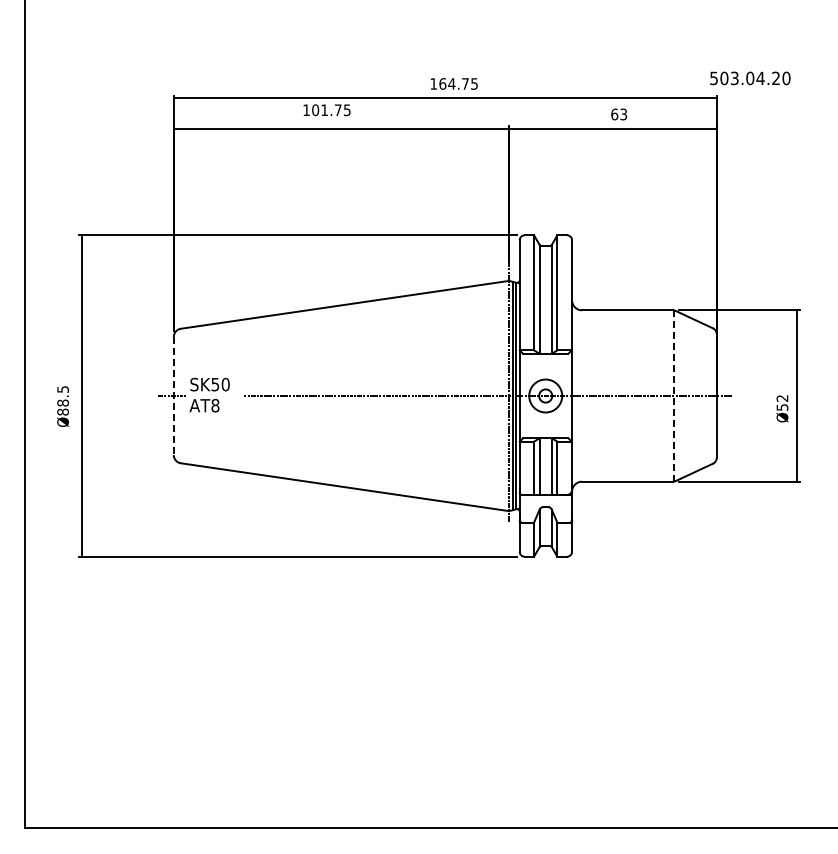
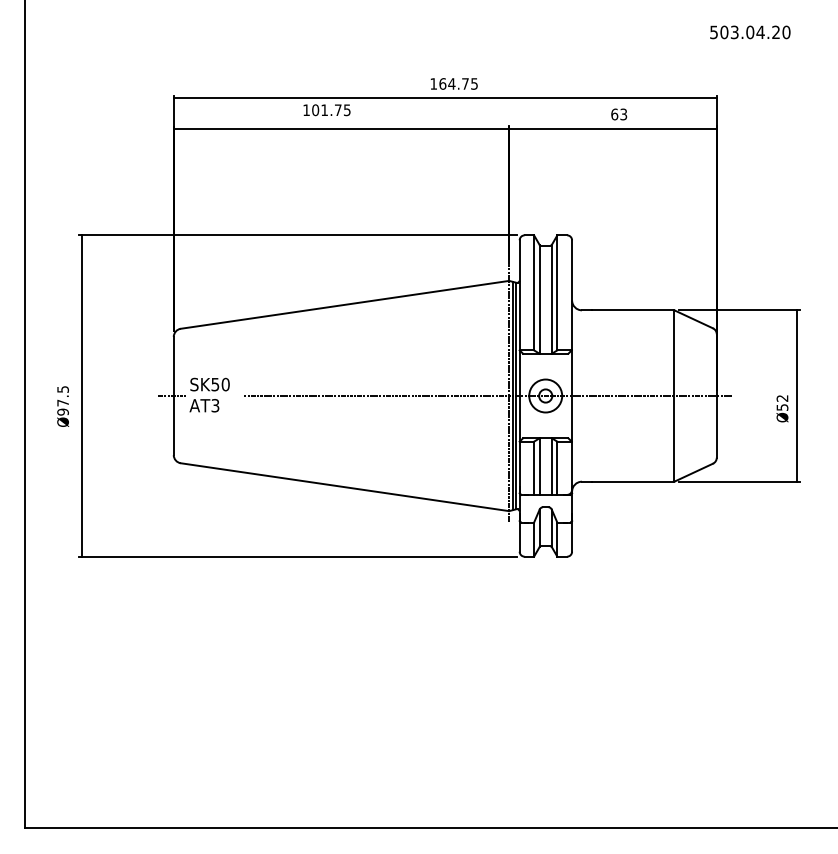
text position: (750, 78) -> (750, 32) (750, 32)
line: dashed -> solid (173, 396)
line: dashed -> solid (674, 396)
text: AT8 -> AT3 (215, 405)
text: Ø88.5 -> Ø97.5 (62, 407)
